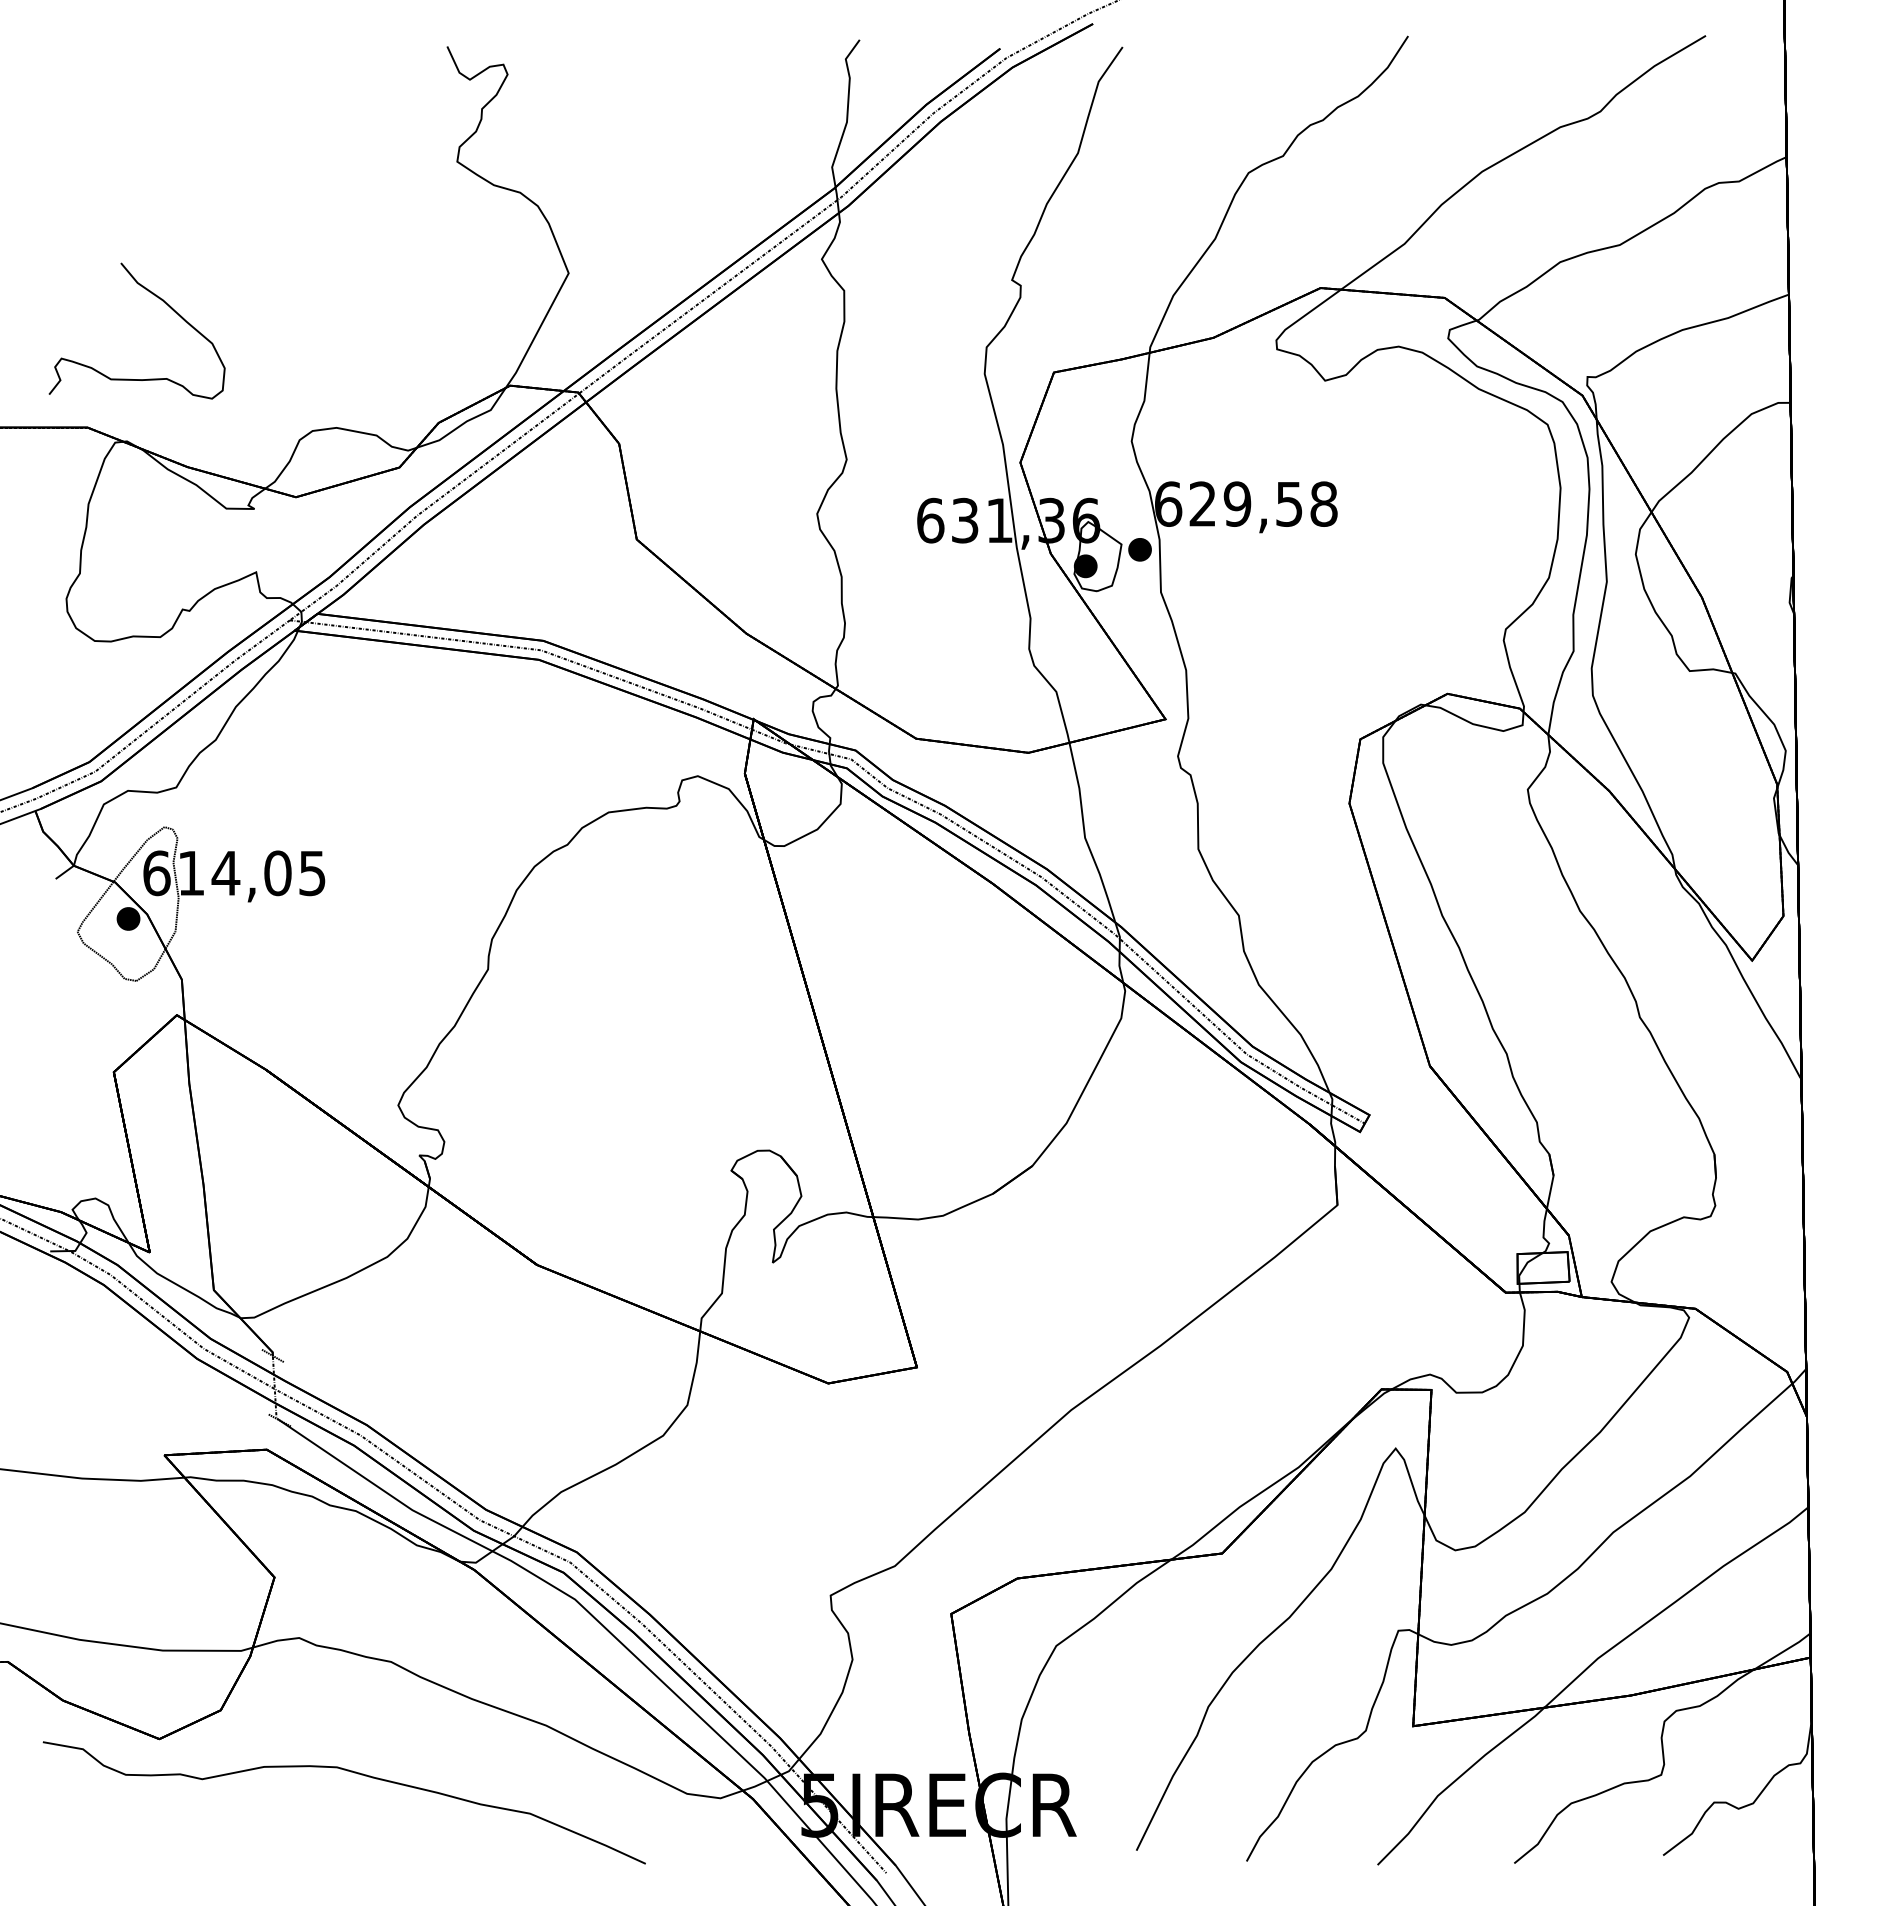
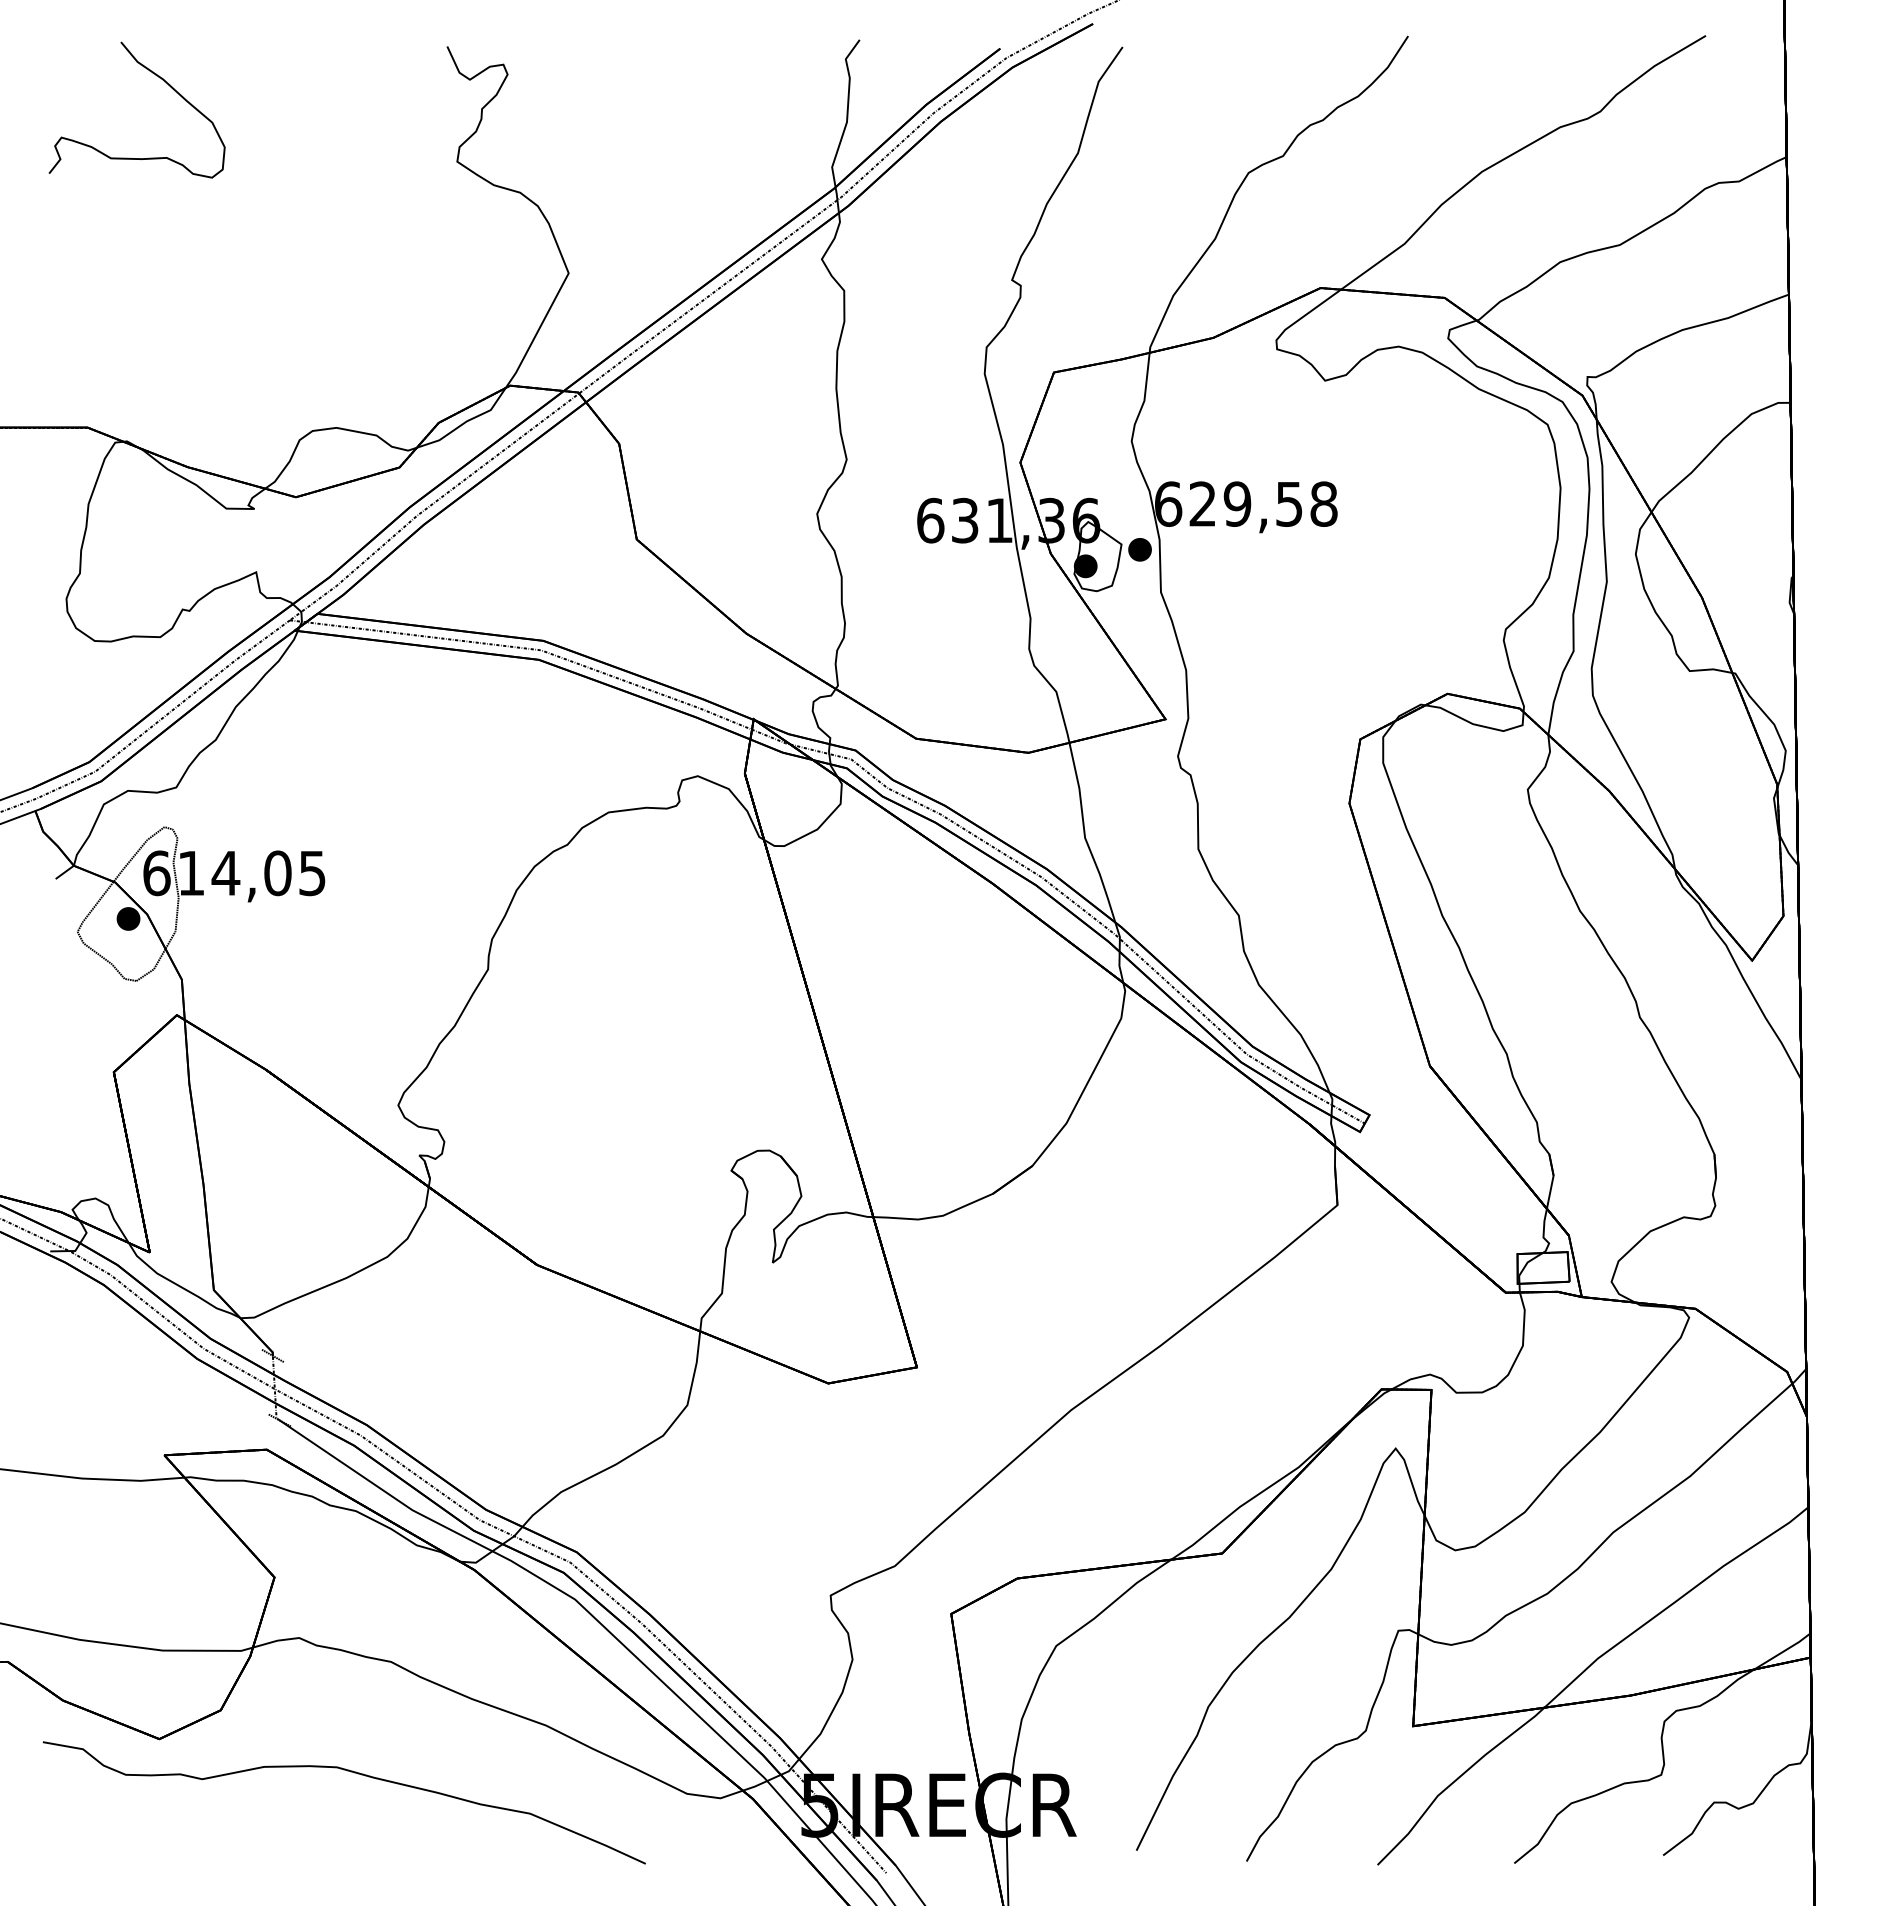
curve position: (156, 297) -> (156, 76) (156, 76)
